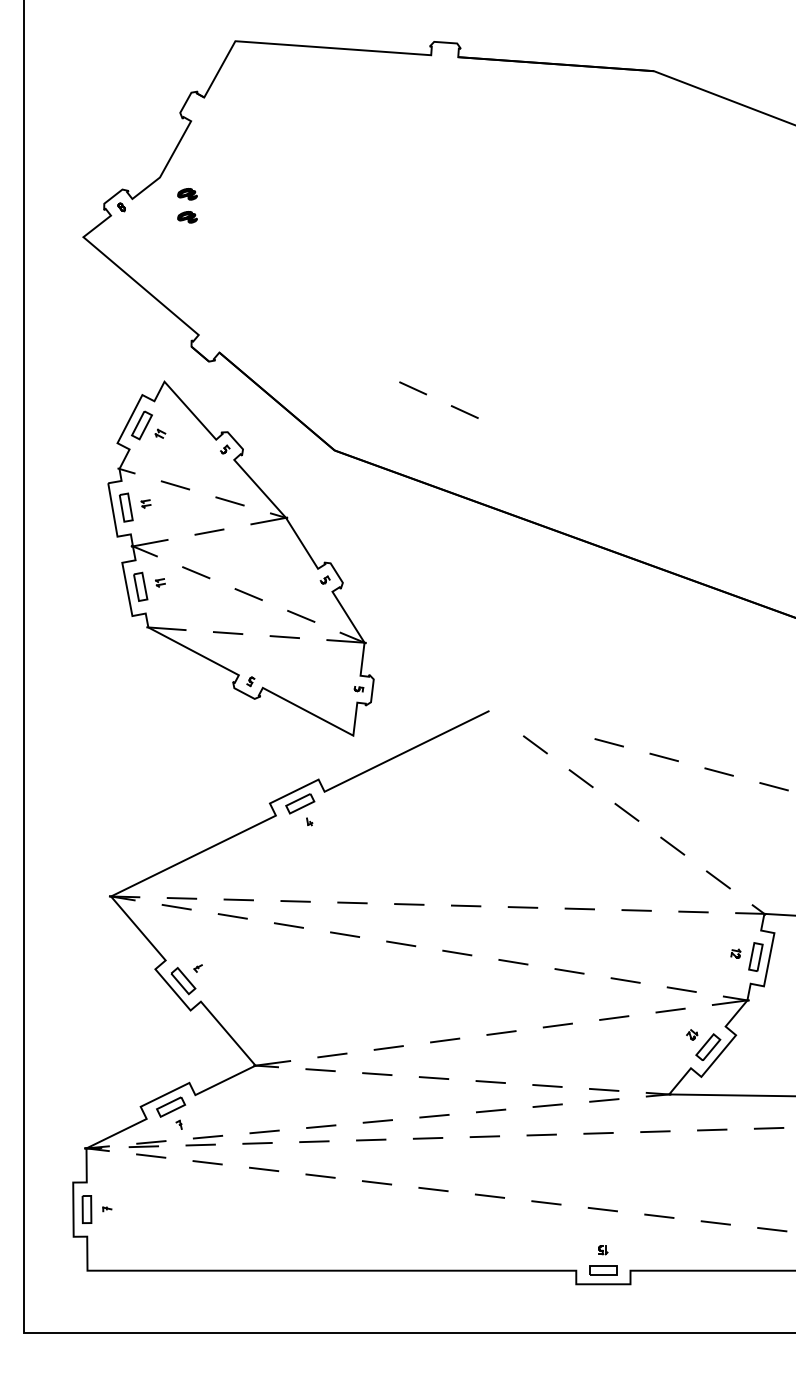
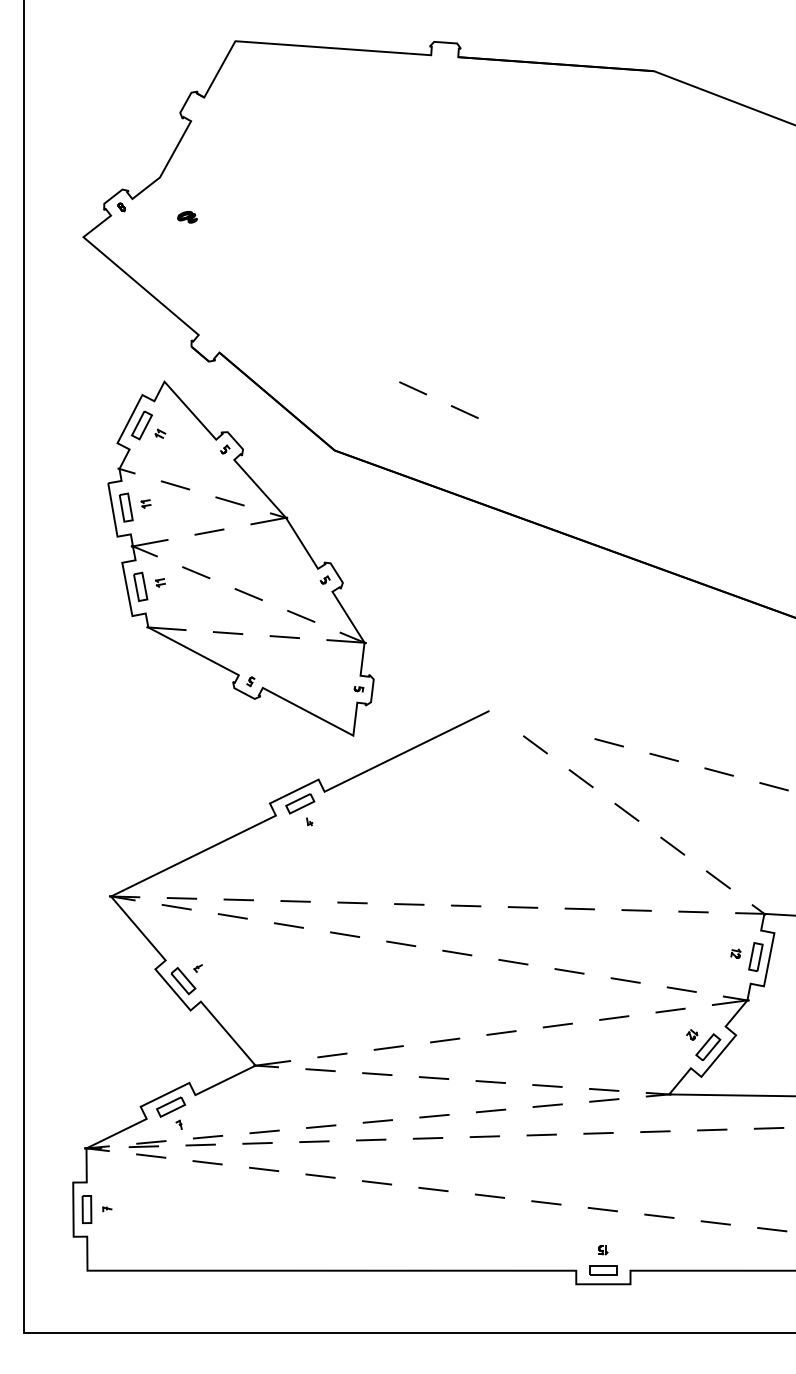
part: present -> none (187, 194)
